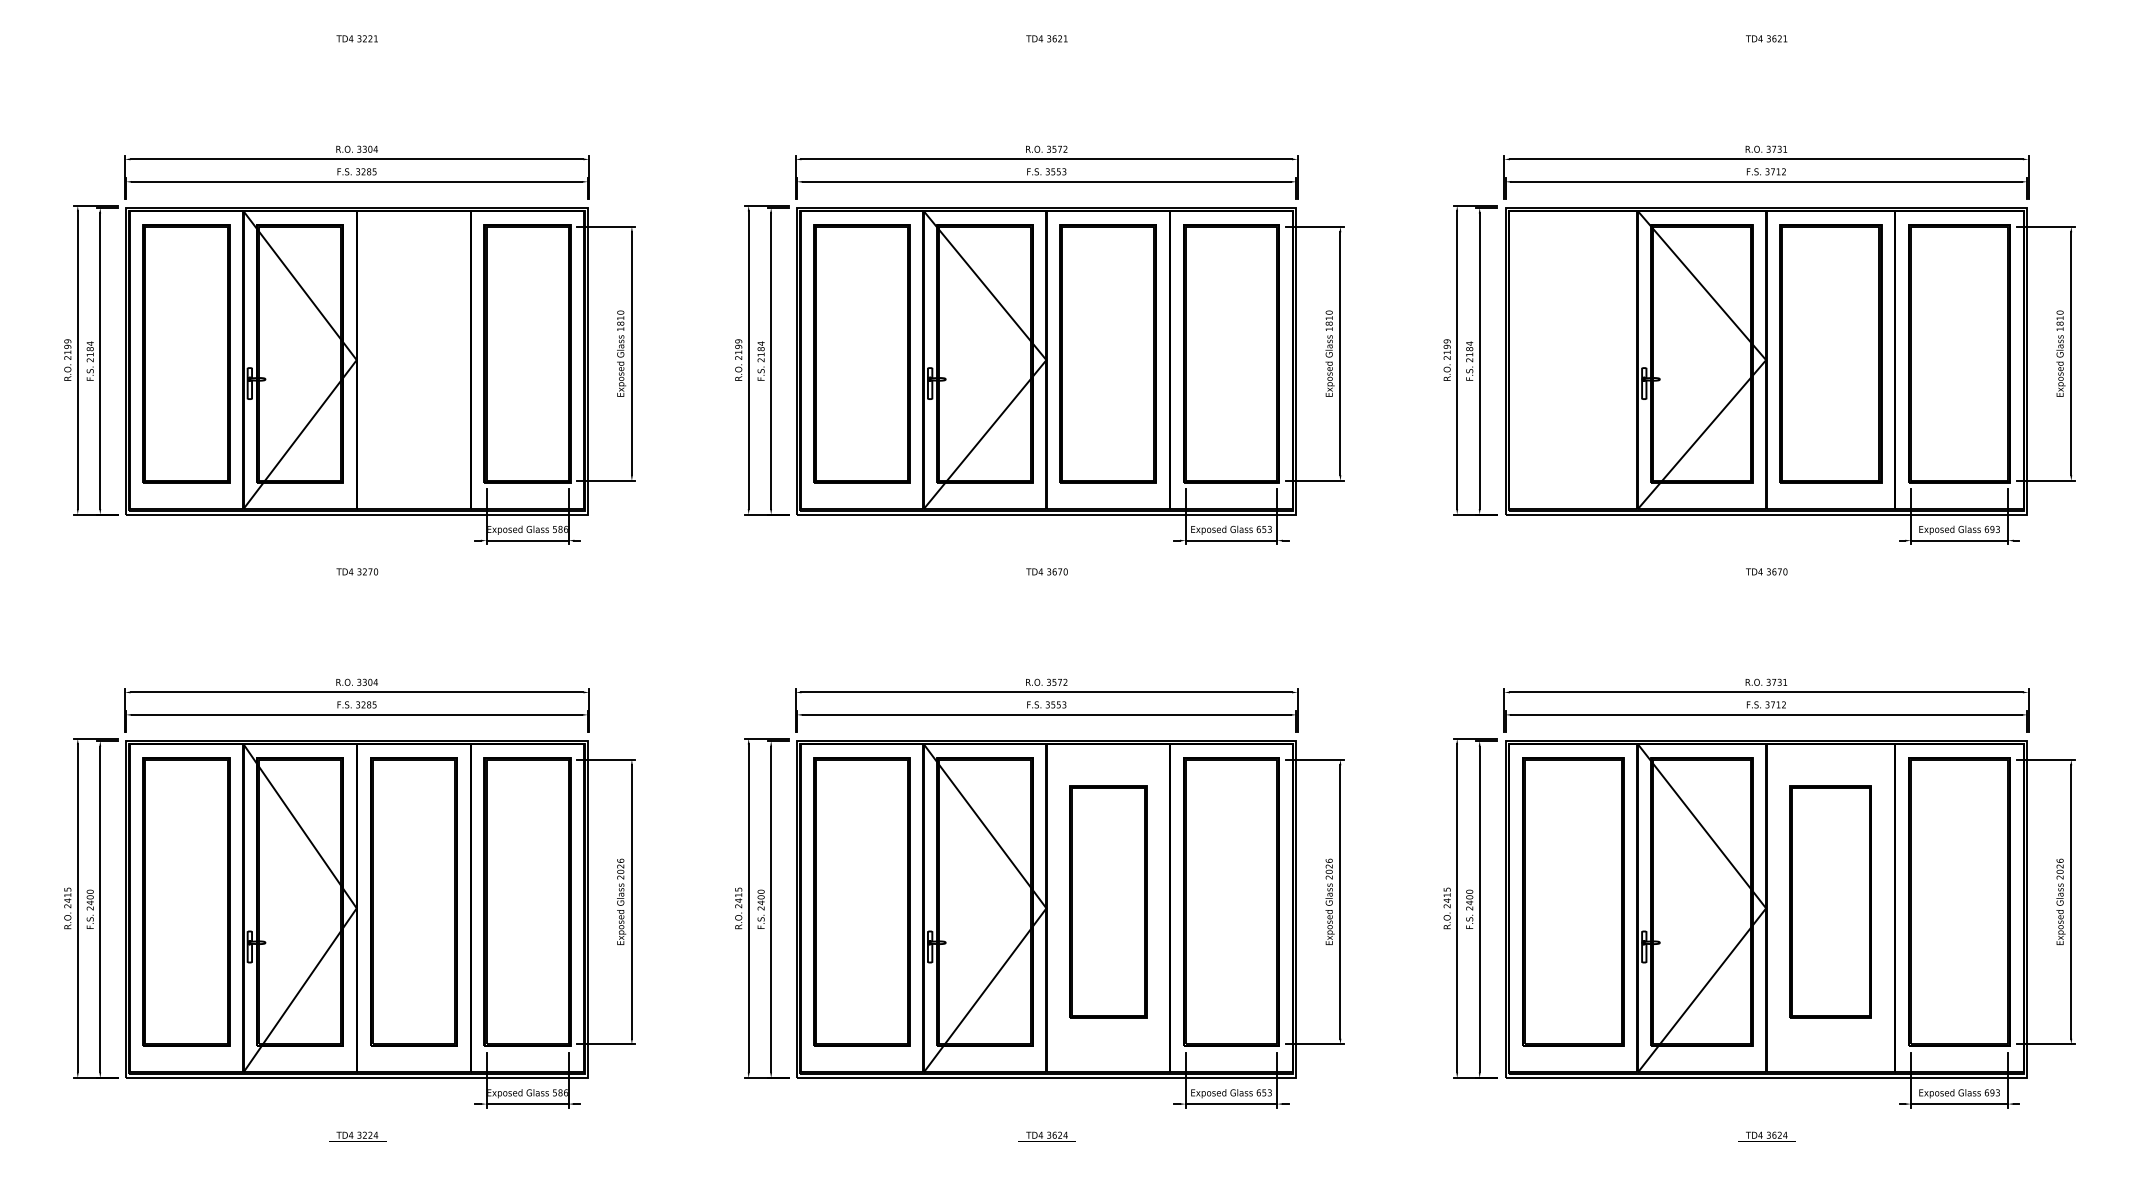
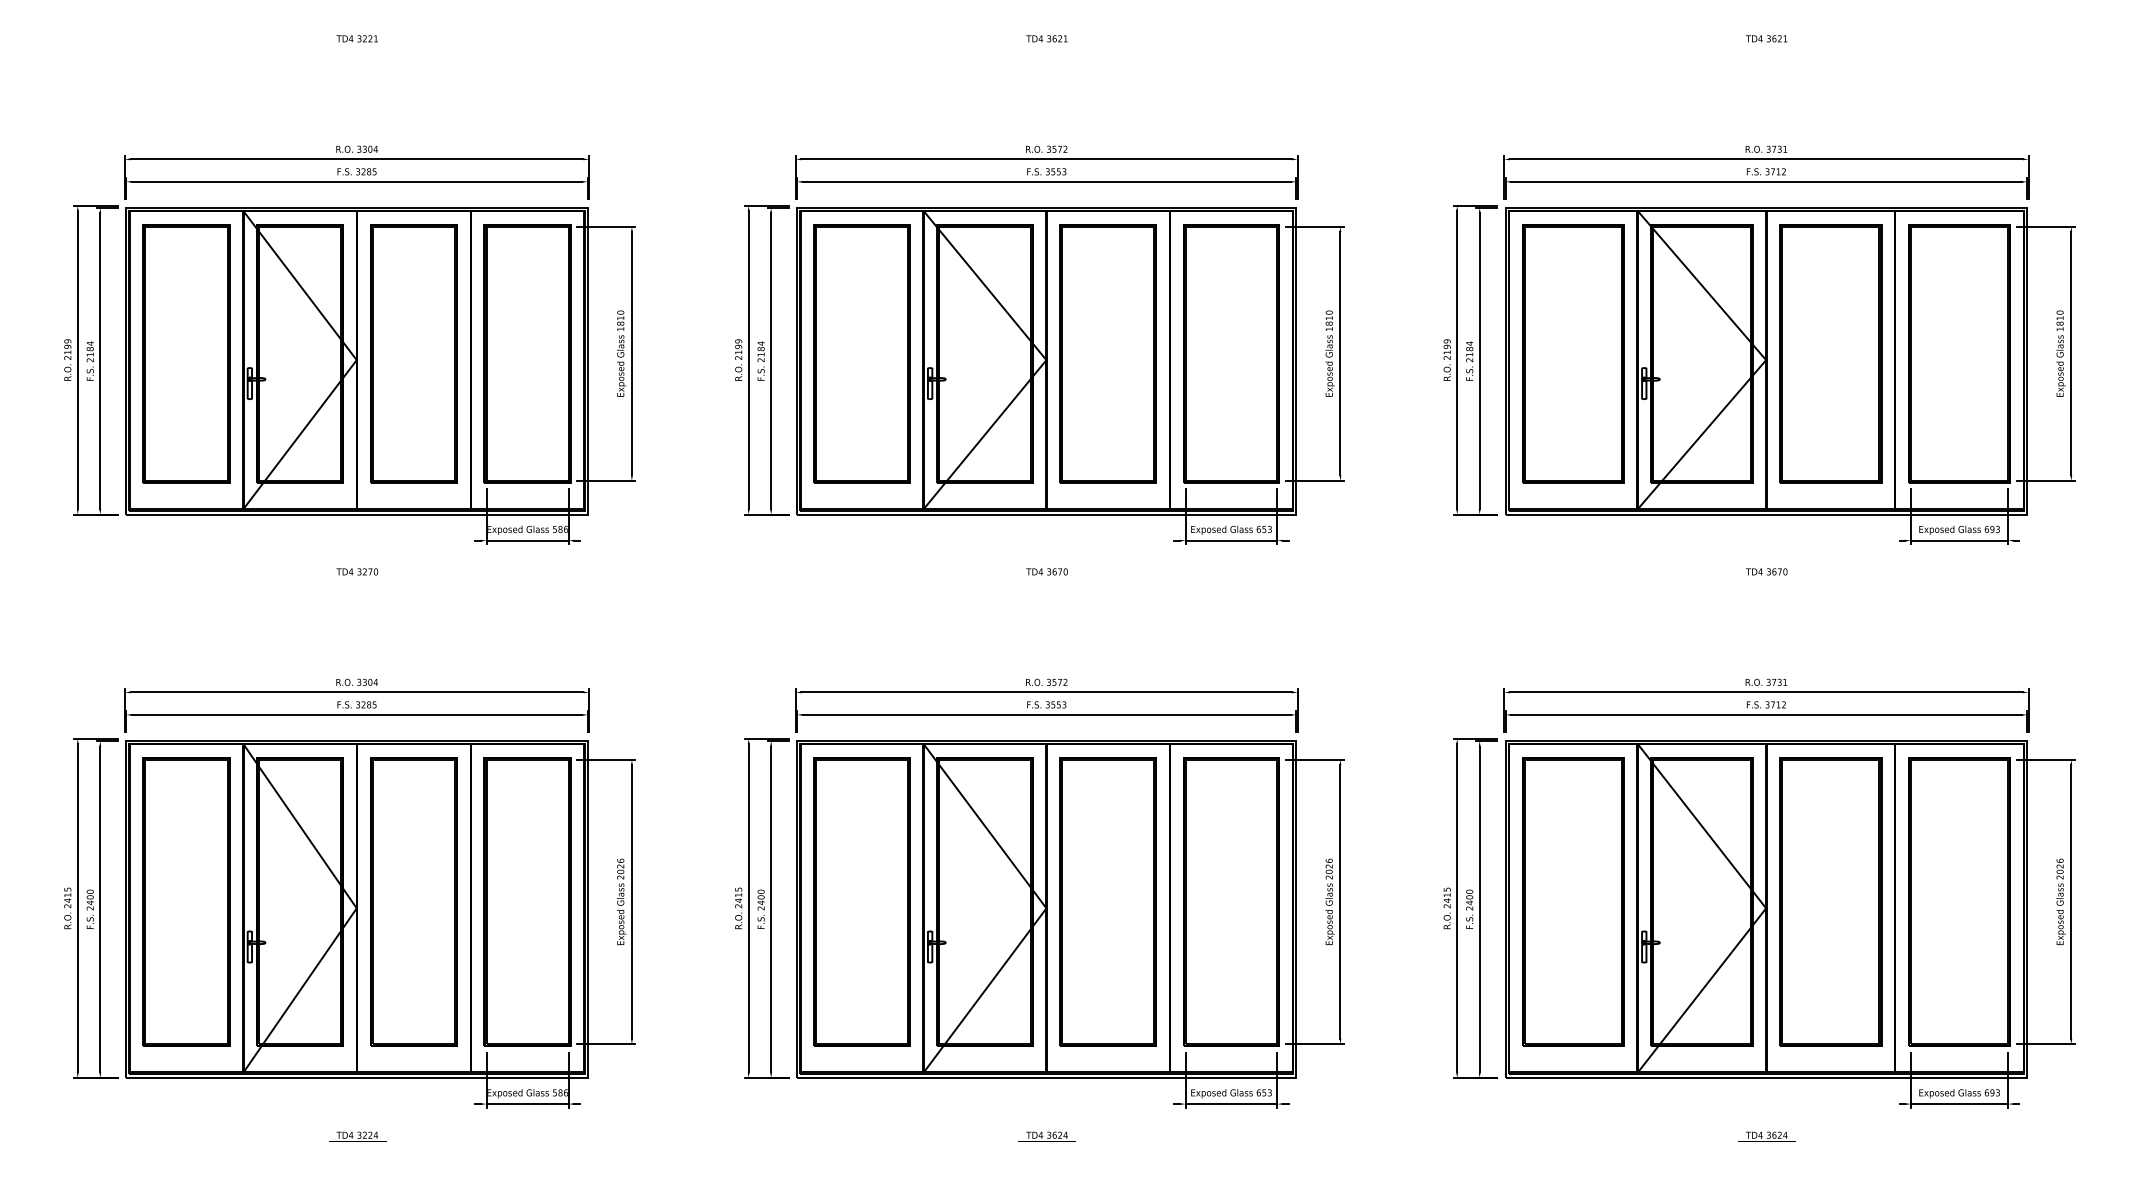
part: none -> present (413, 353)
part: none -> present (1573, 353)
part size: 79x234 px -> 98x290 px (1107, 901)
part size: 83x234 px -> 104x290 px (1830, 901)
